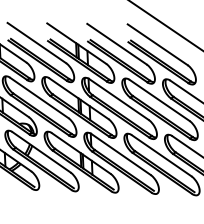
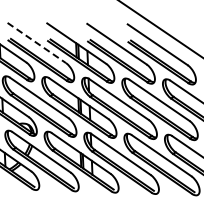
line position: (165, 25) -> (160, 29) (160, 29)
line: solid -> dashed (37, 43)
